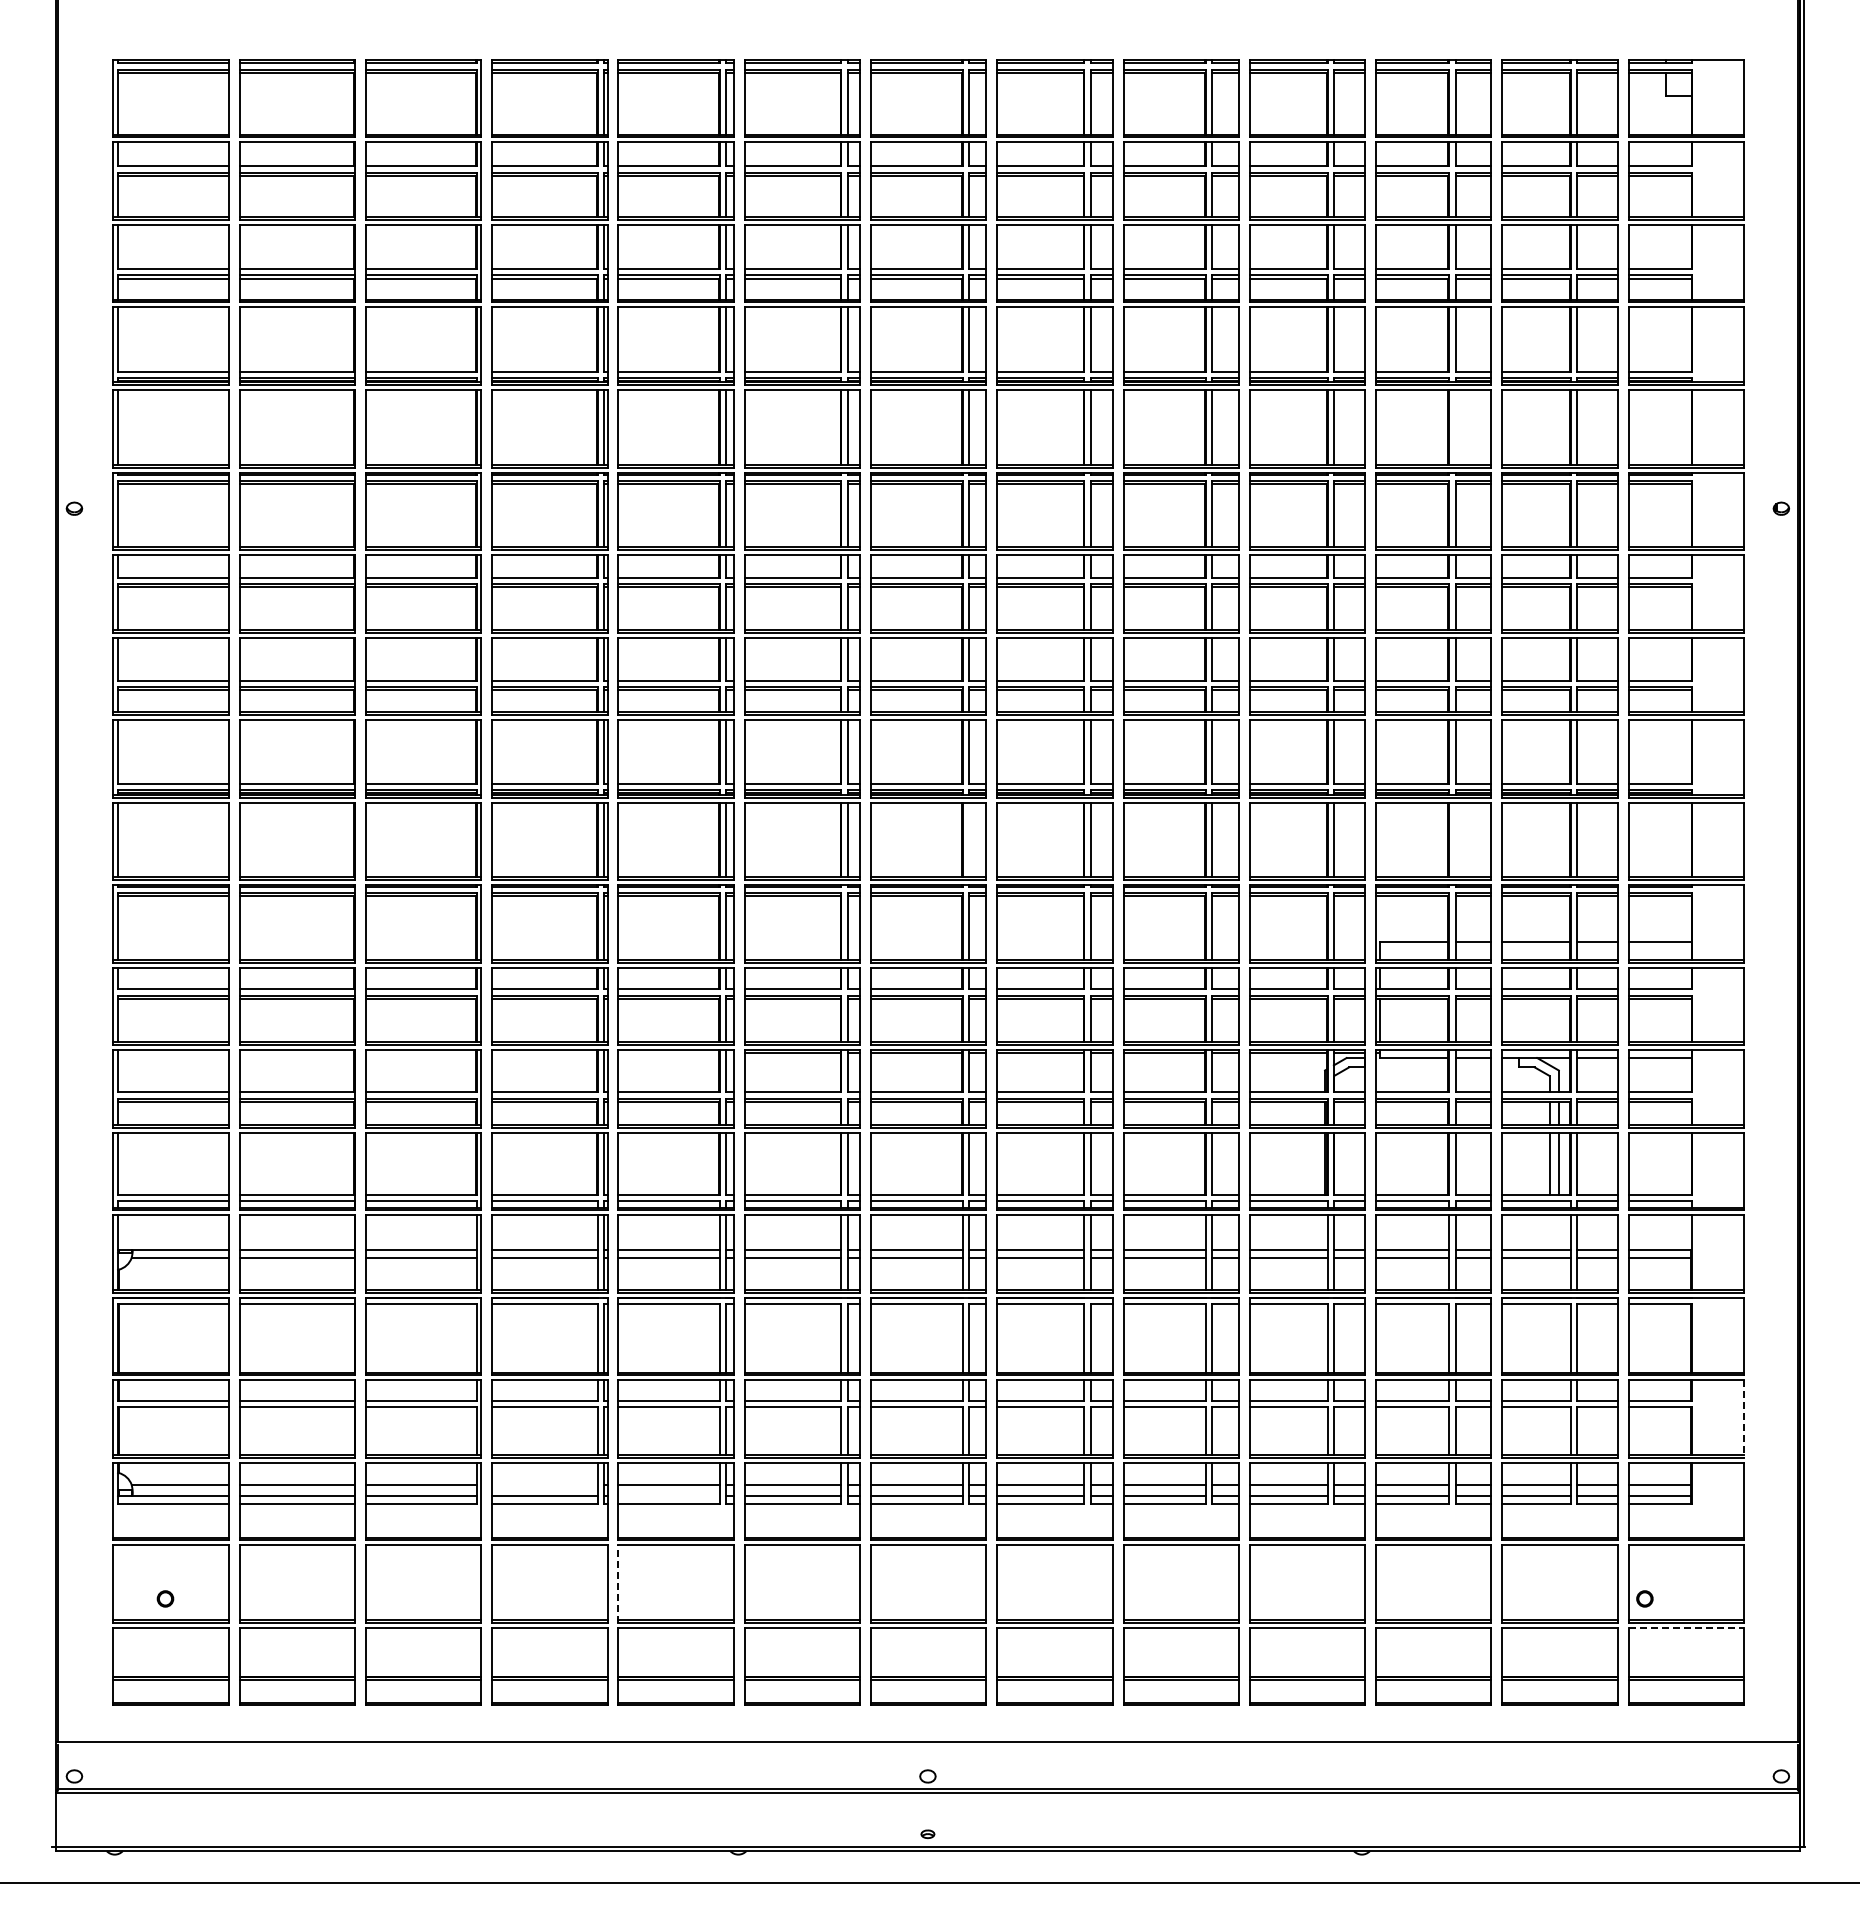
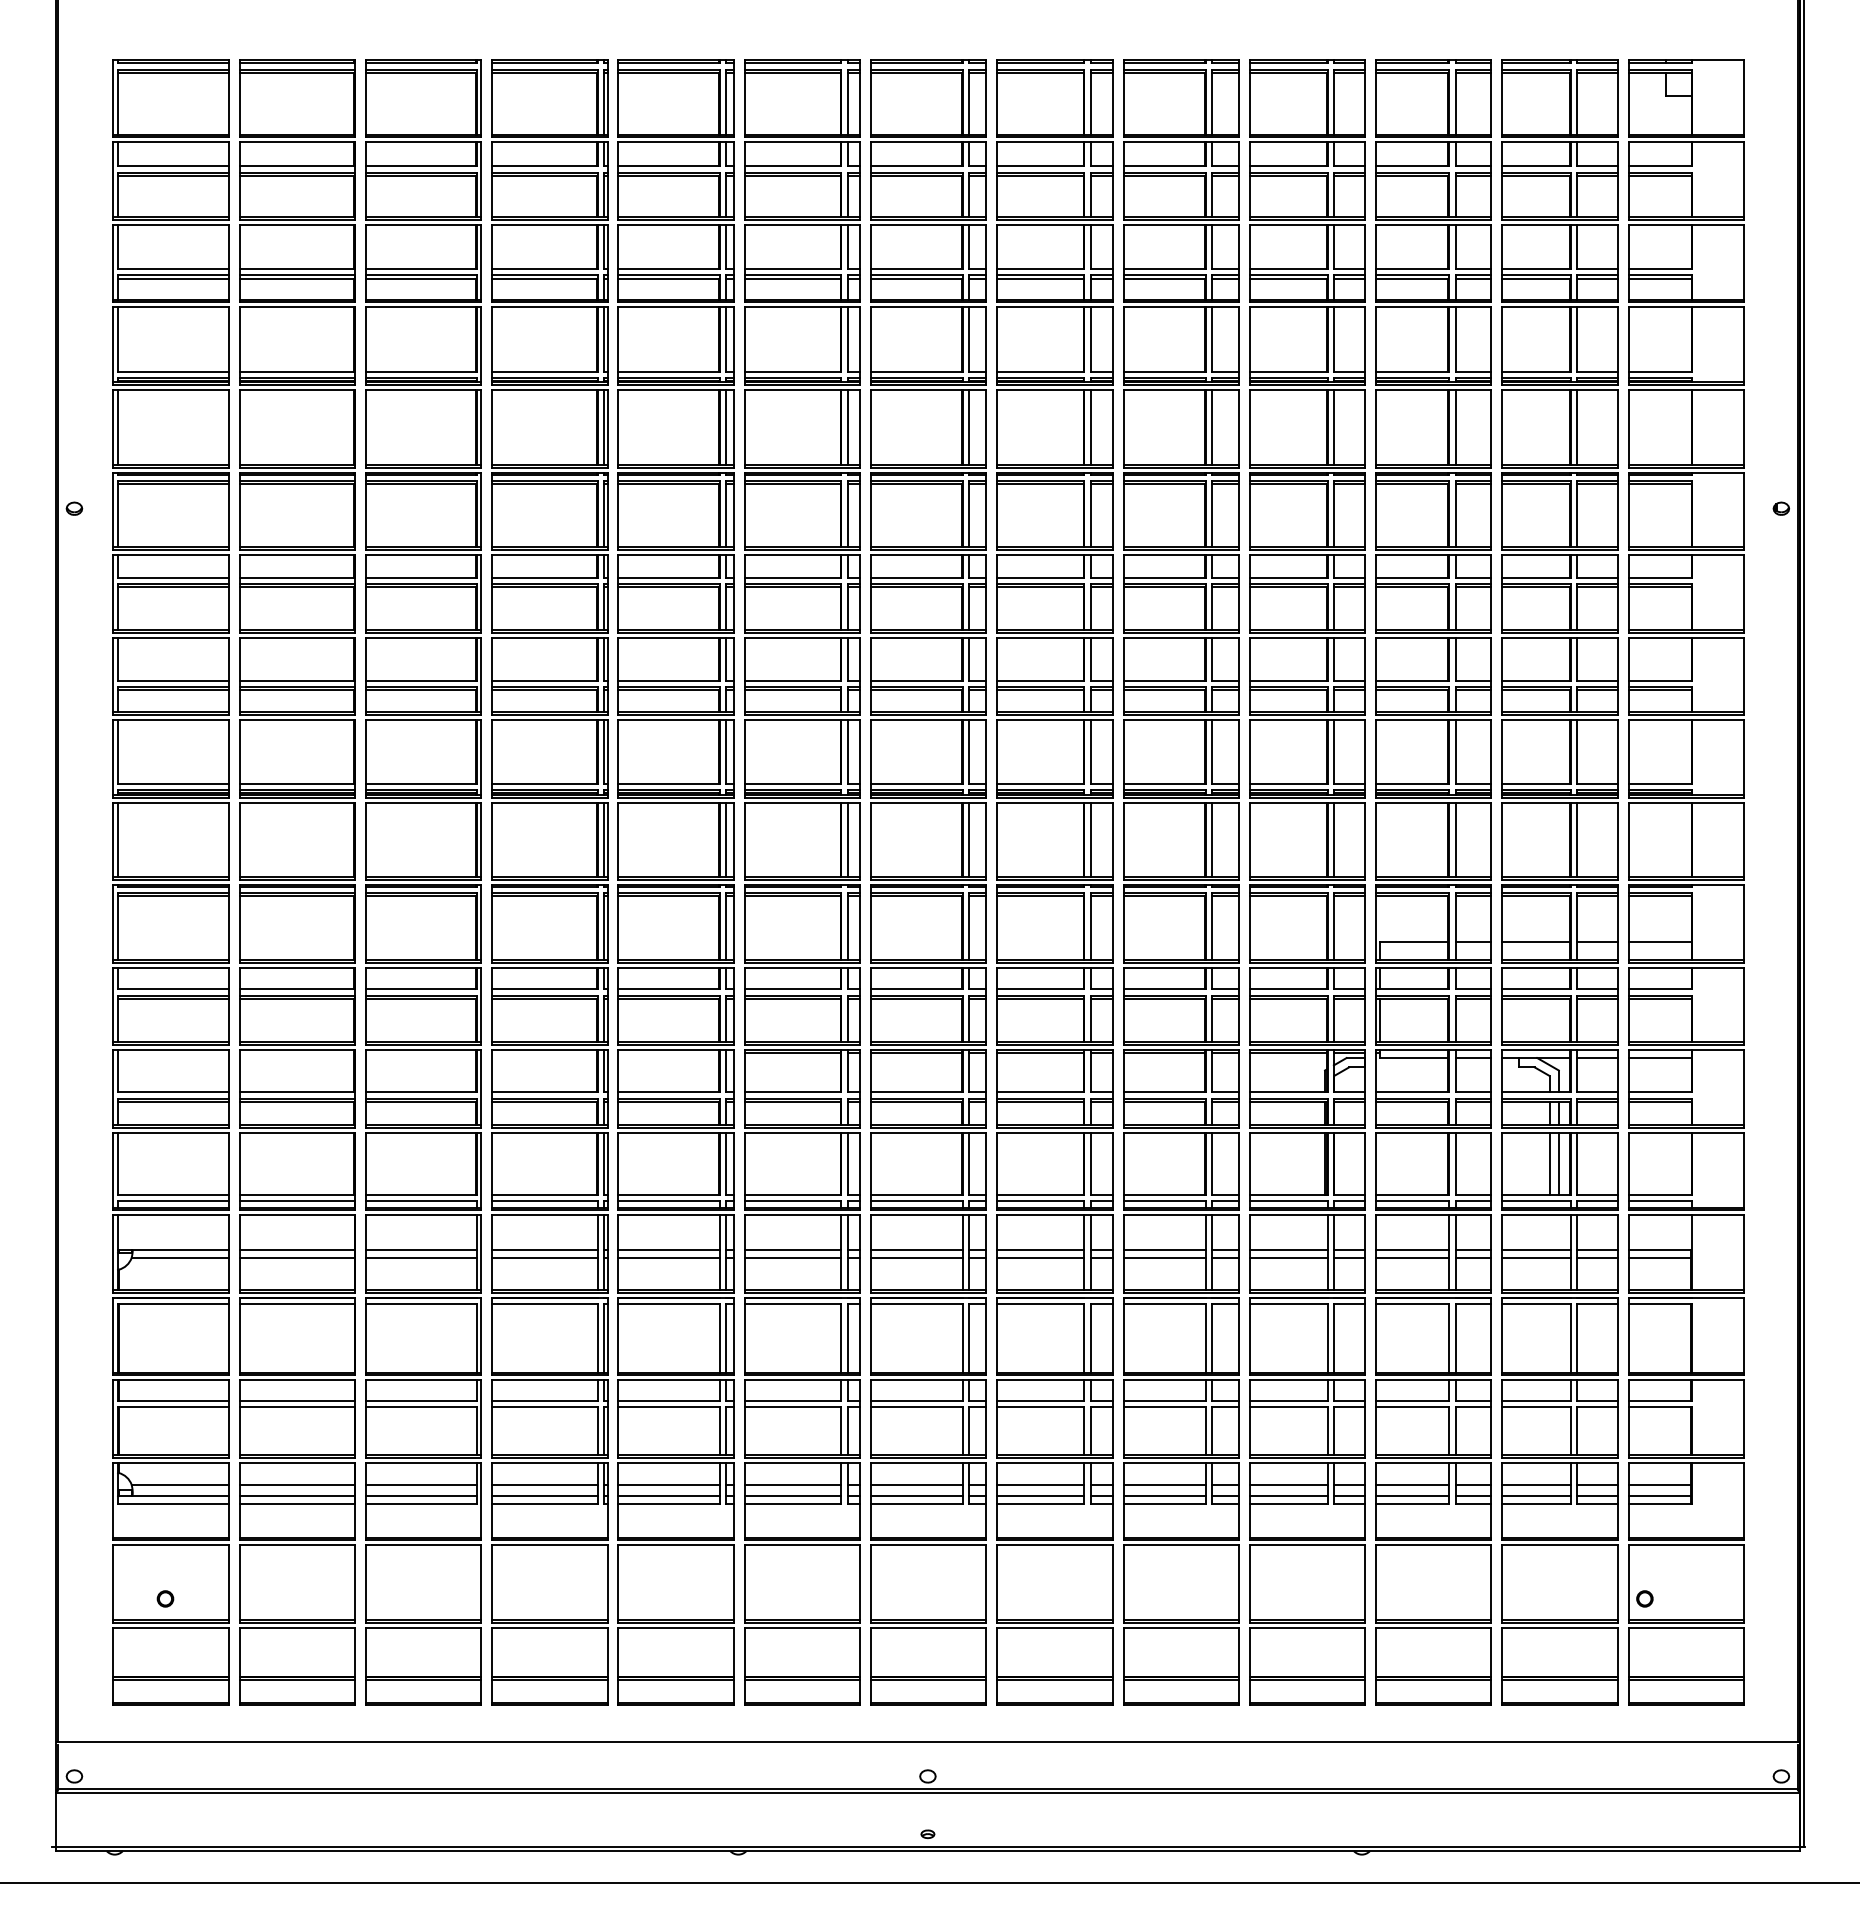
line: none -> present (1455, 426)
line: none -> present (969, 839)
line: none -> present (1455, 839)
line: dashed -> solid (1744, 1419)
line: none -> present (545, 1484)
line: none -> present (668, 1496)
line: dashed -> solid (618, 1584)
line: dashed -> solid (1686, 1627)
